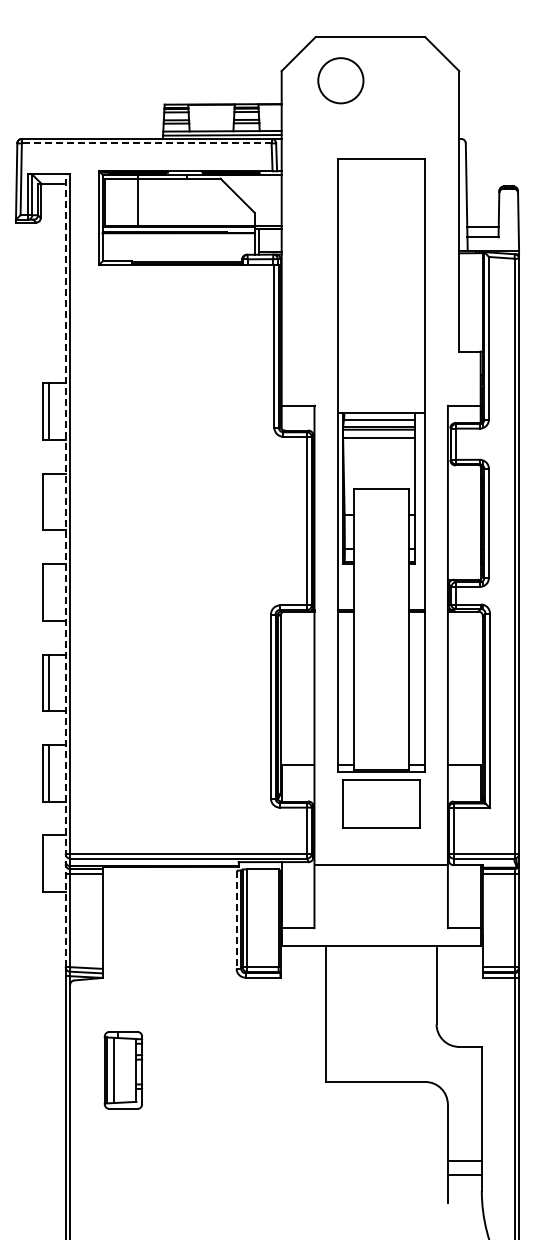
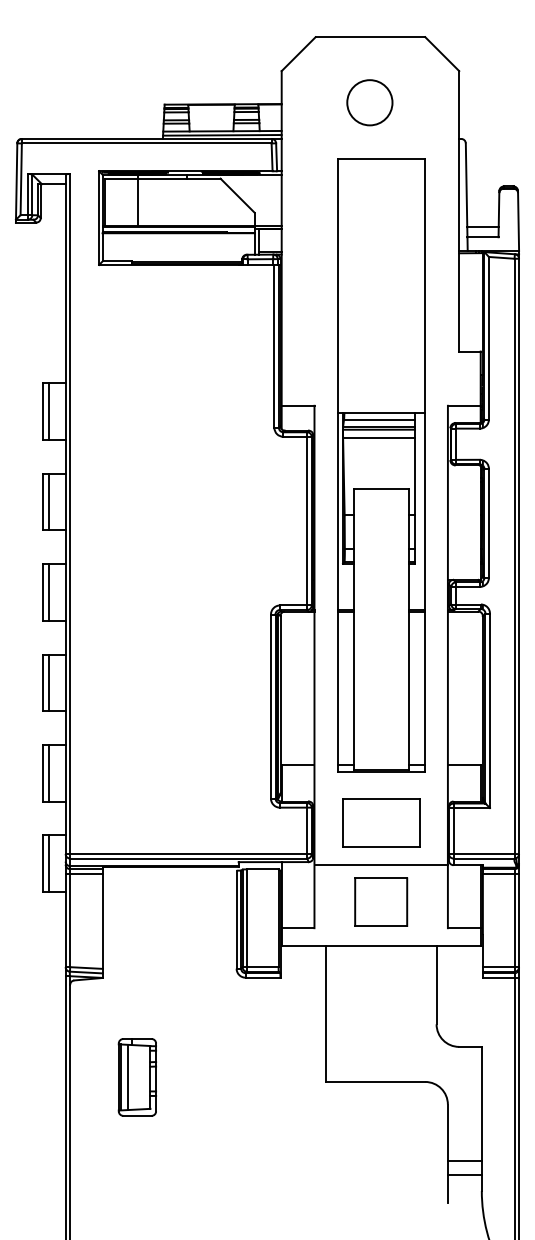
circle position: (340, 80) -> (369, 102) (369, 102)
line: dashed -> solid (146, 143)
line: none -> present (49, 501)
line: dashed -> solid (65, 570)
line: none -> present (49, 592)
part position: (381, 803) -> (381, 822) (381, 822)
line: none -> present (49, 863)
part: none -> present (381, 901)
line: dashed -> solid (236, 920)
part position: (122, 1070) -> (136, 1077) (136, 1077)
